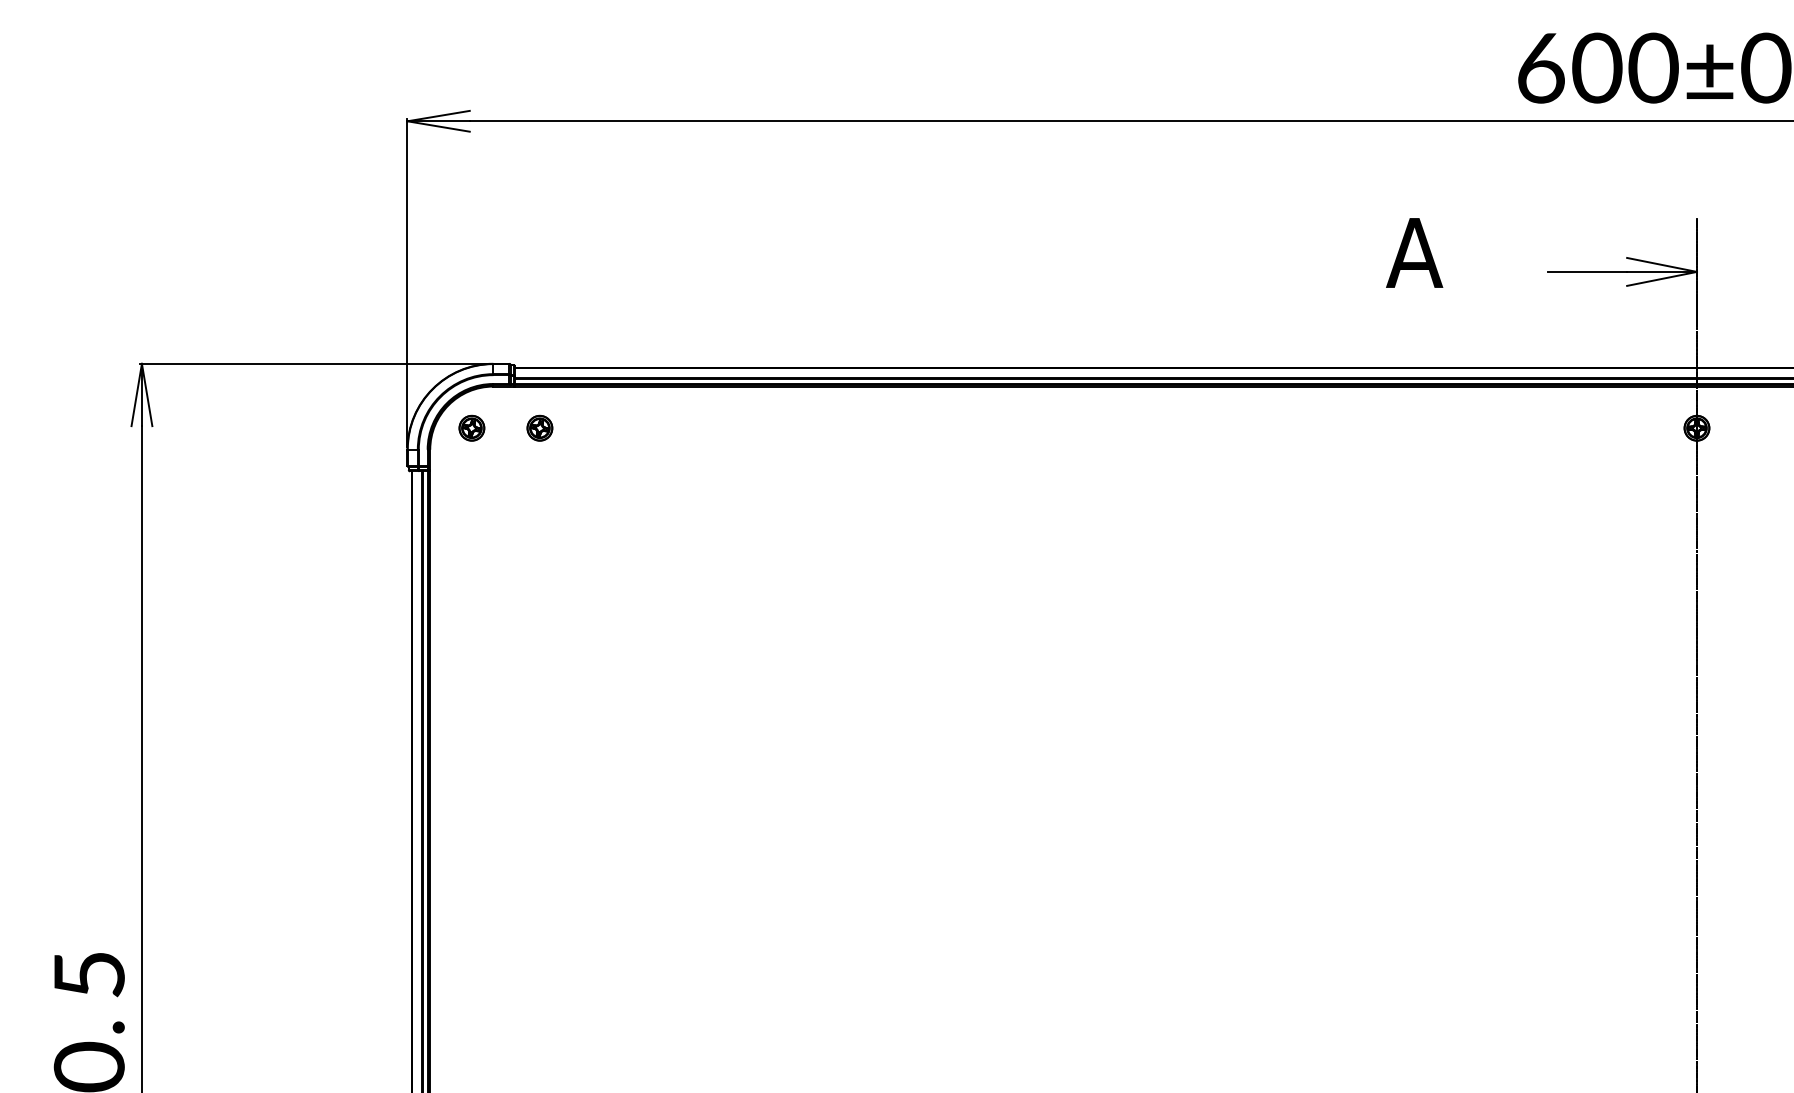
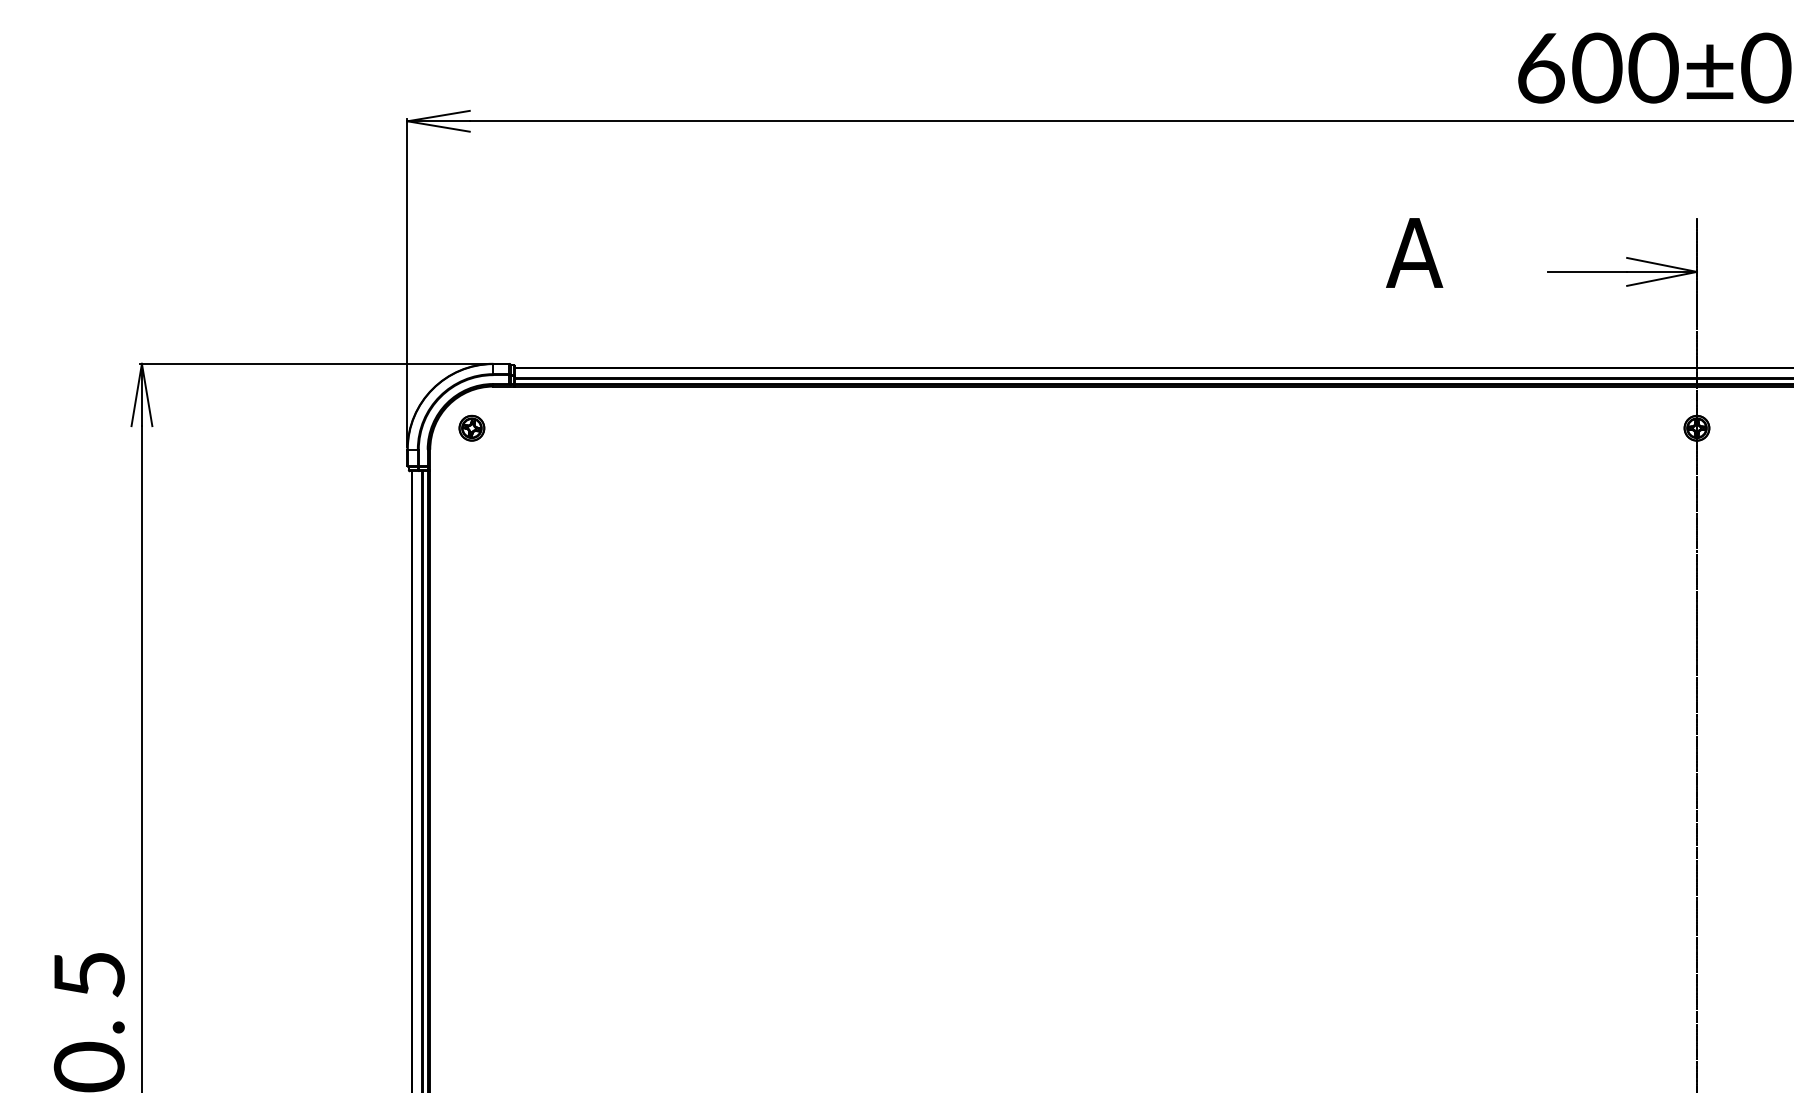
part: present -> none (539, 427)
